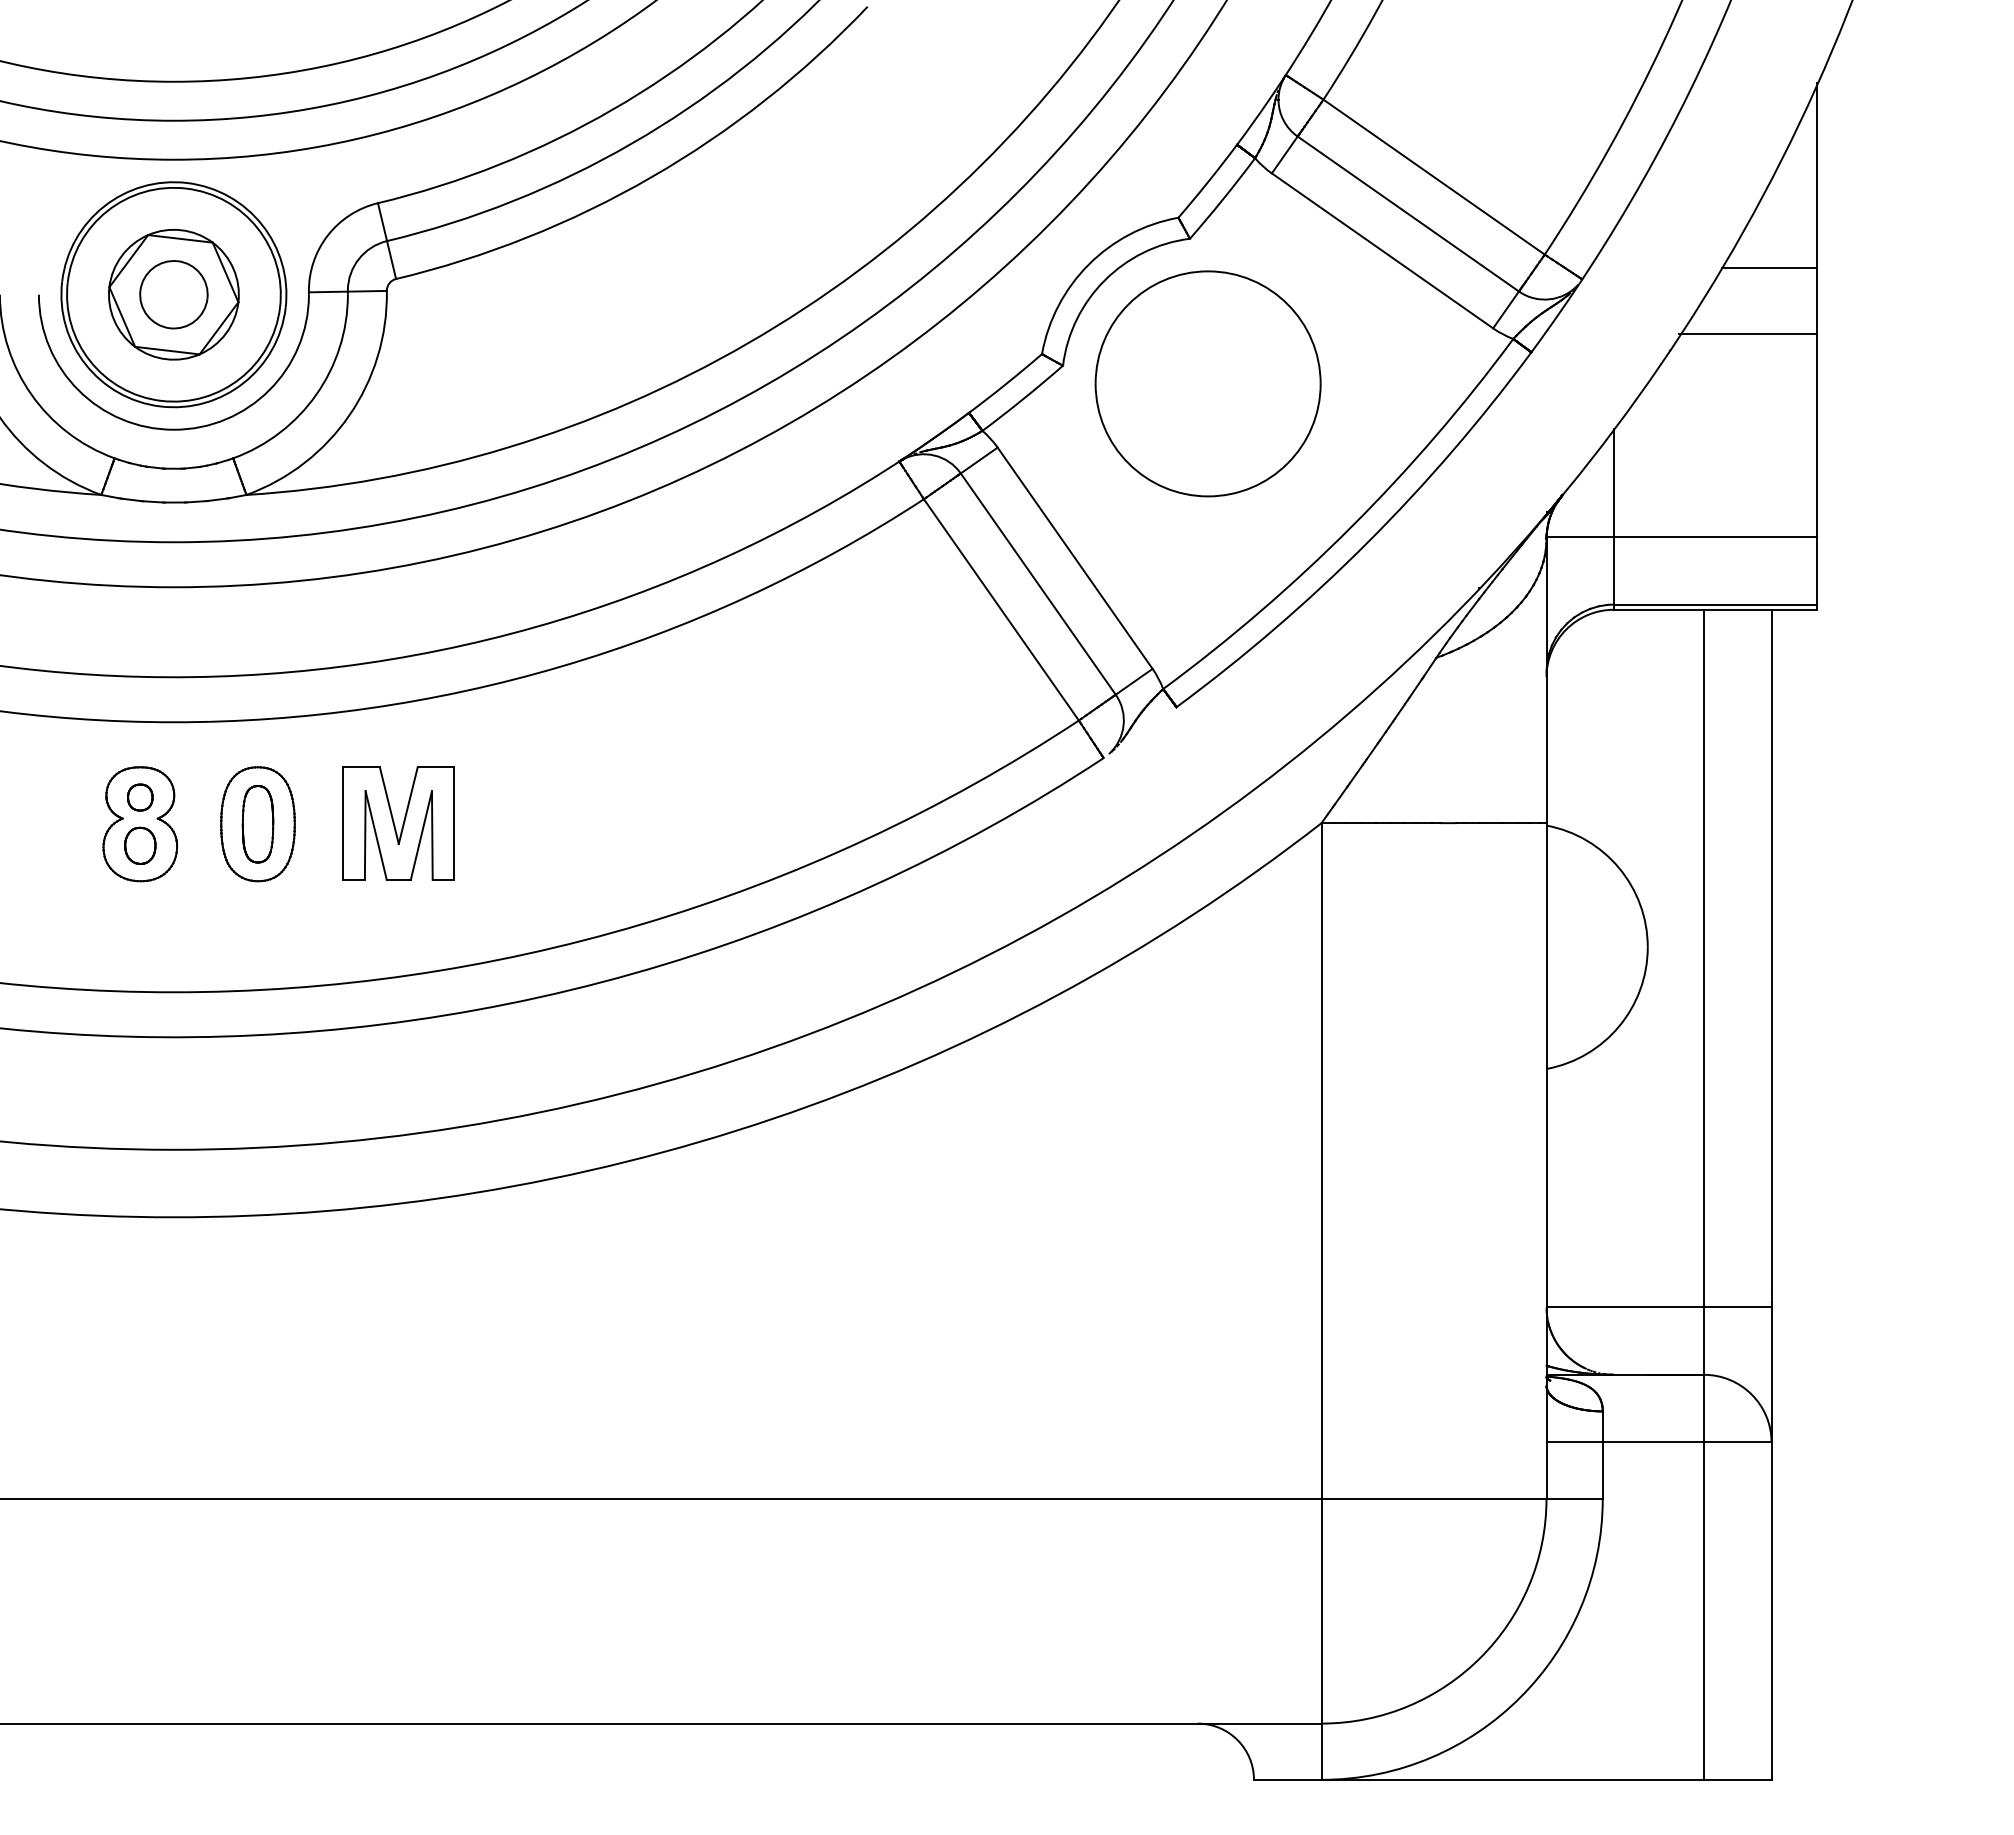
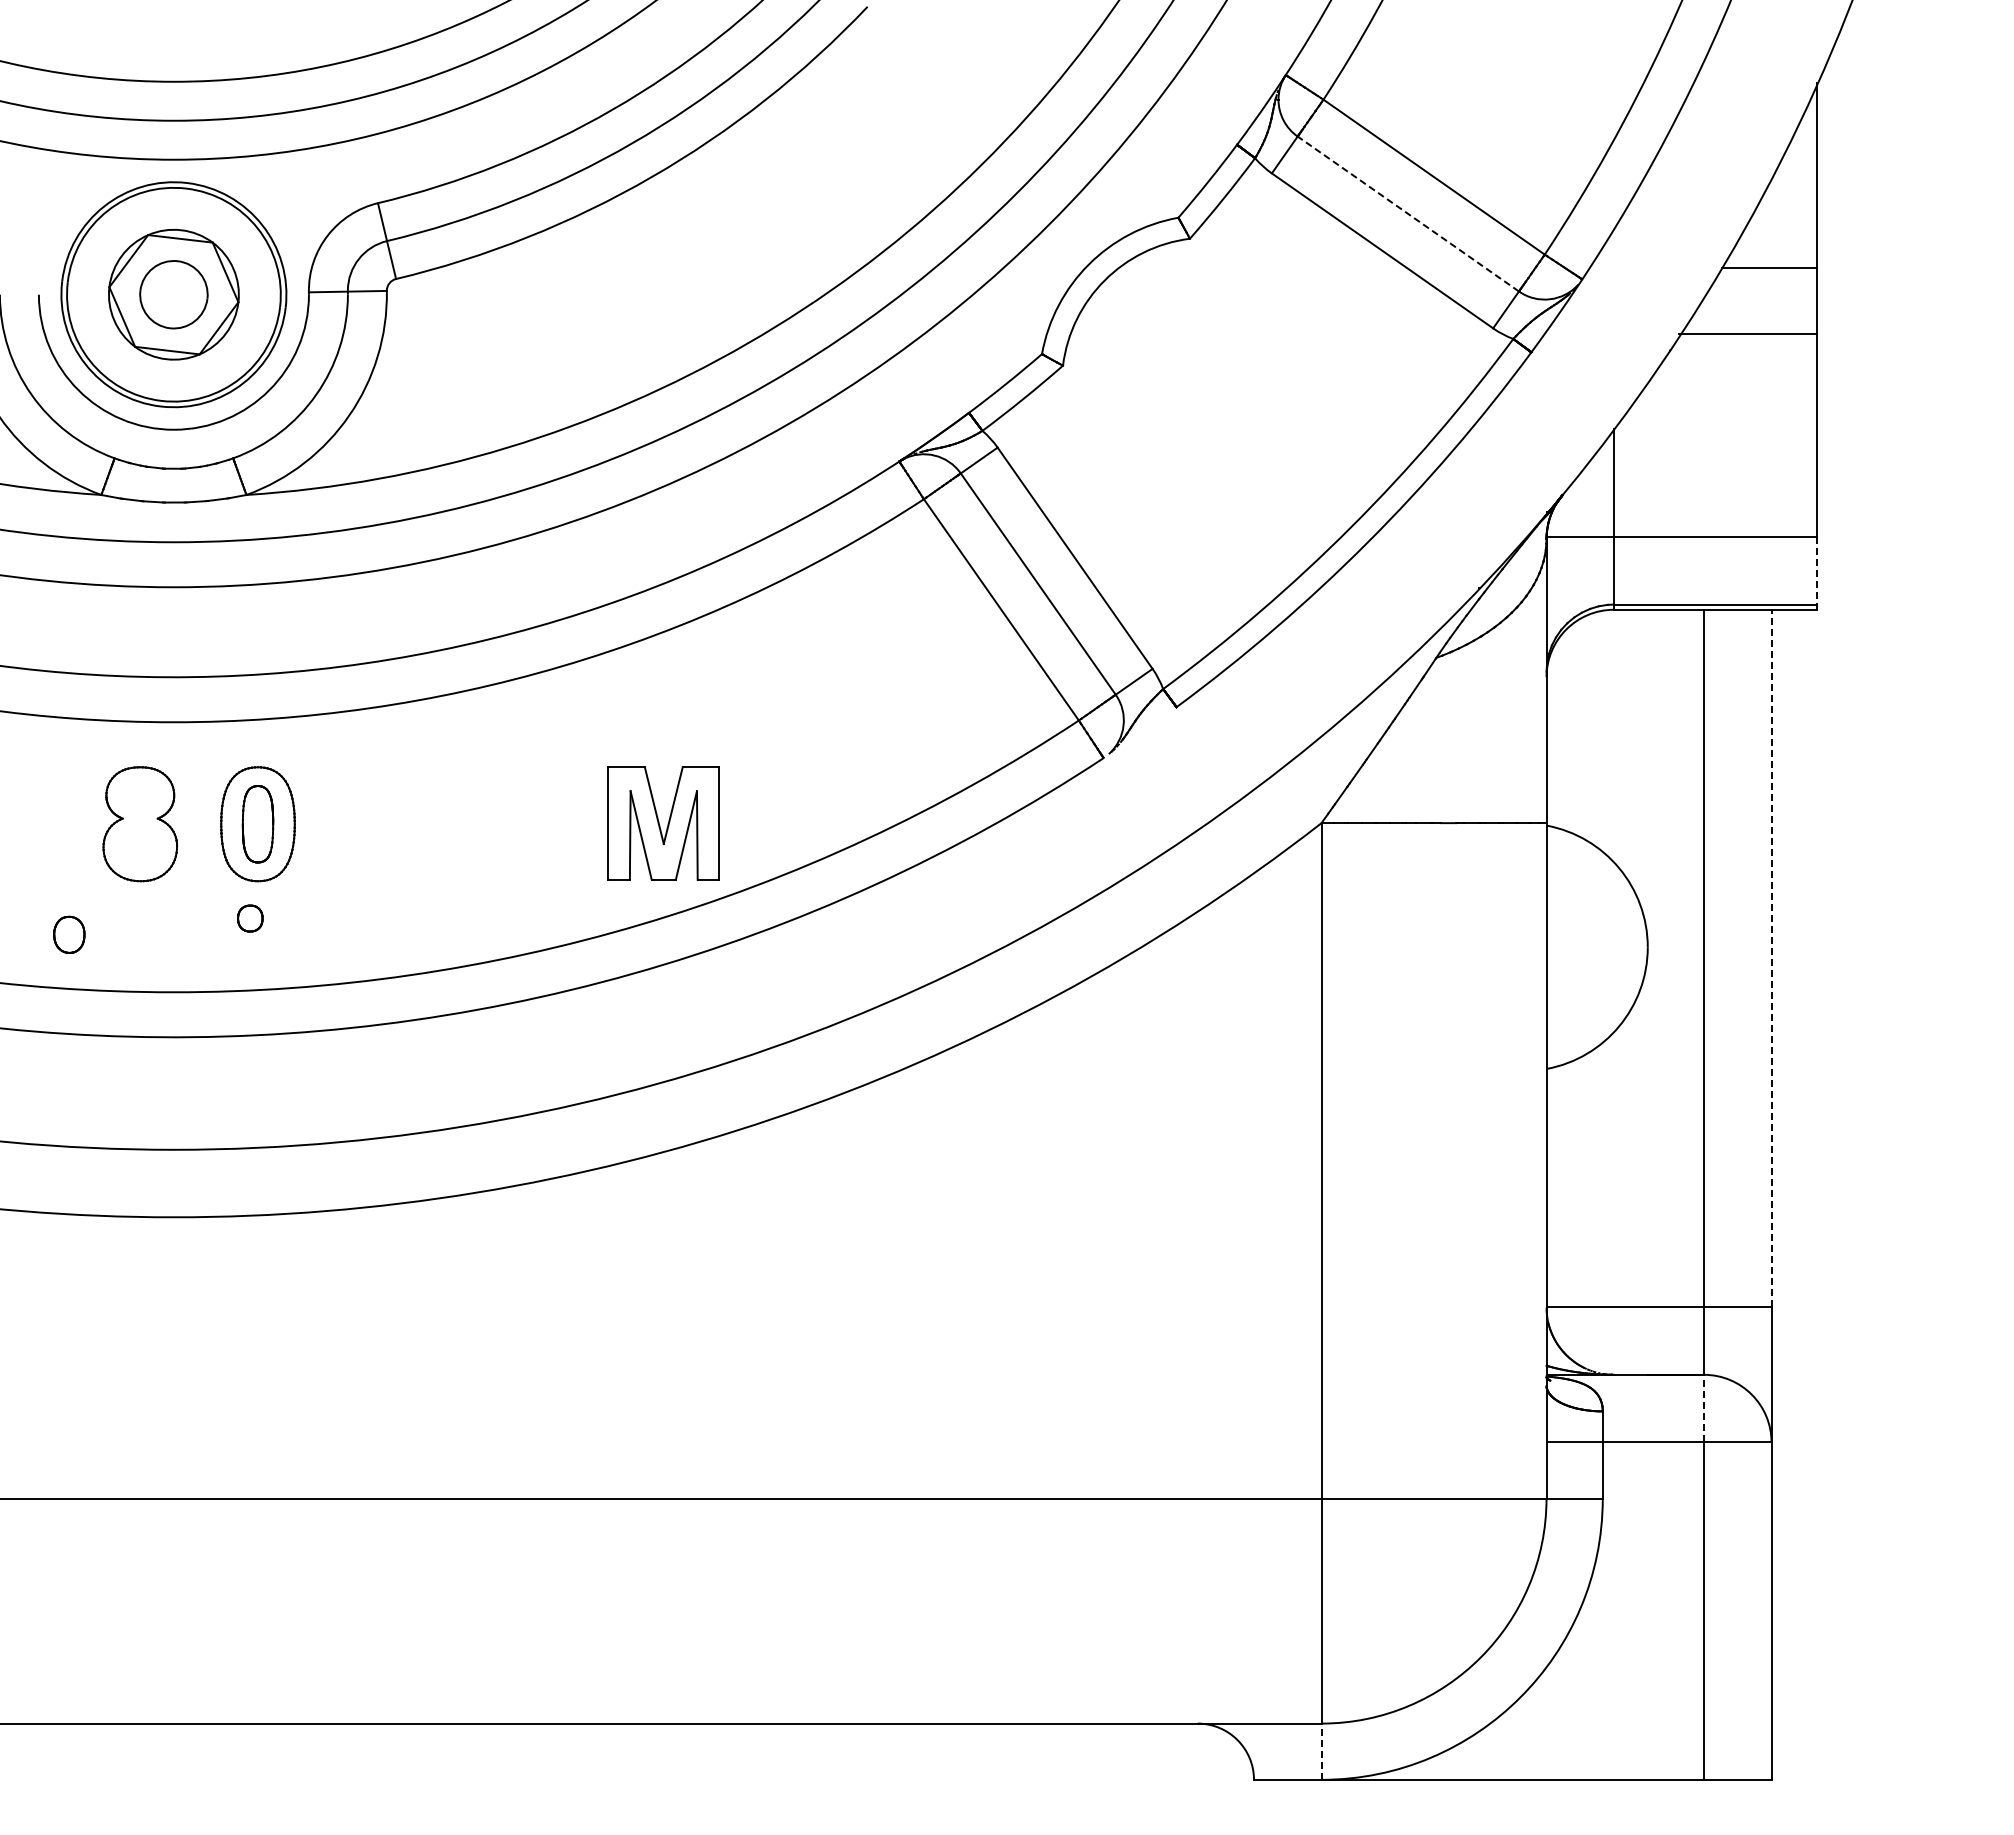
line: solid -> dashed (1407, 213)
part: present -> none (1207, 383)
line: solid -> dashed (1816, 570)
part position: (140, 797) -> (250, 918) (250, 918)
part position: (398, 823) -> (663, 823) (663, 823)
part position: (140, 845) -> (69, 934) (69, 934)
line: solid -> dashed (1771, 958)
line: solid -> dashed (1704, 1408)
line: solid -> dashed (1321, 1751)
